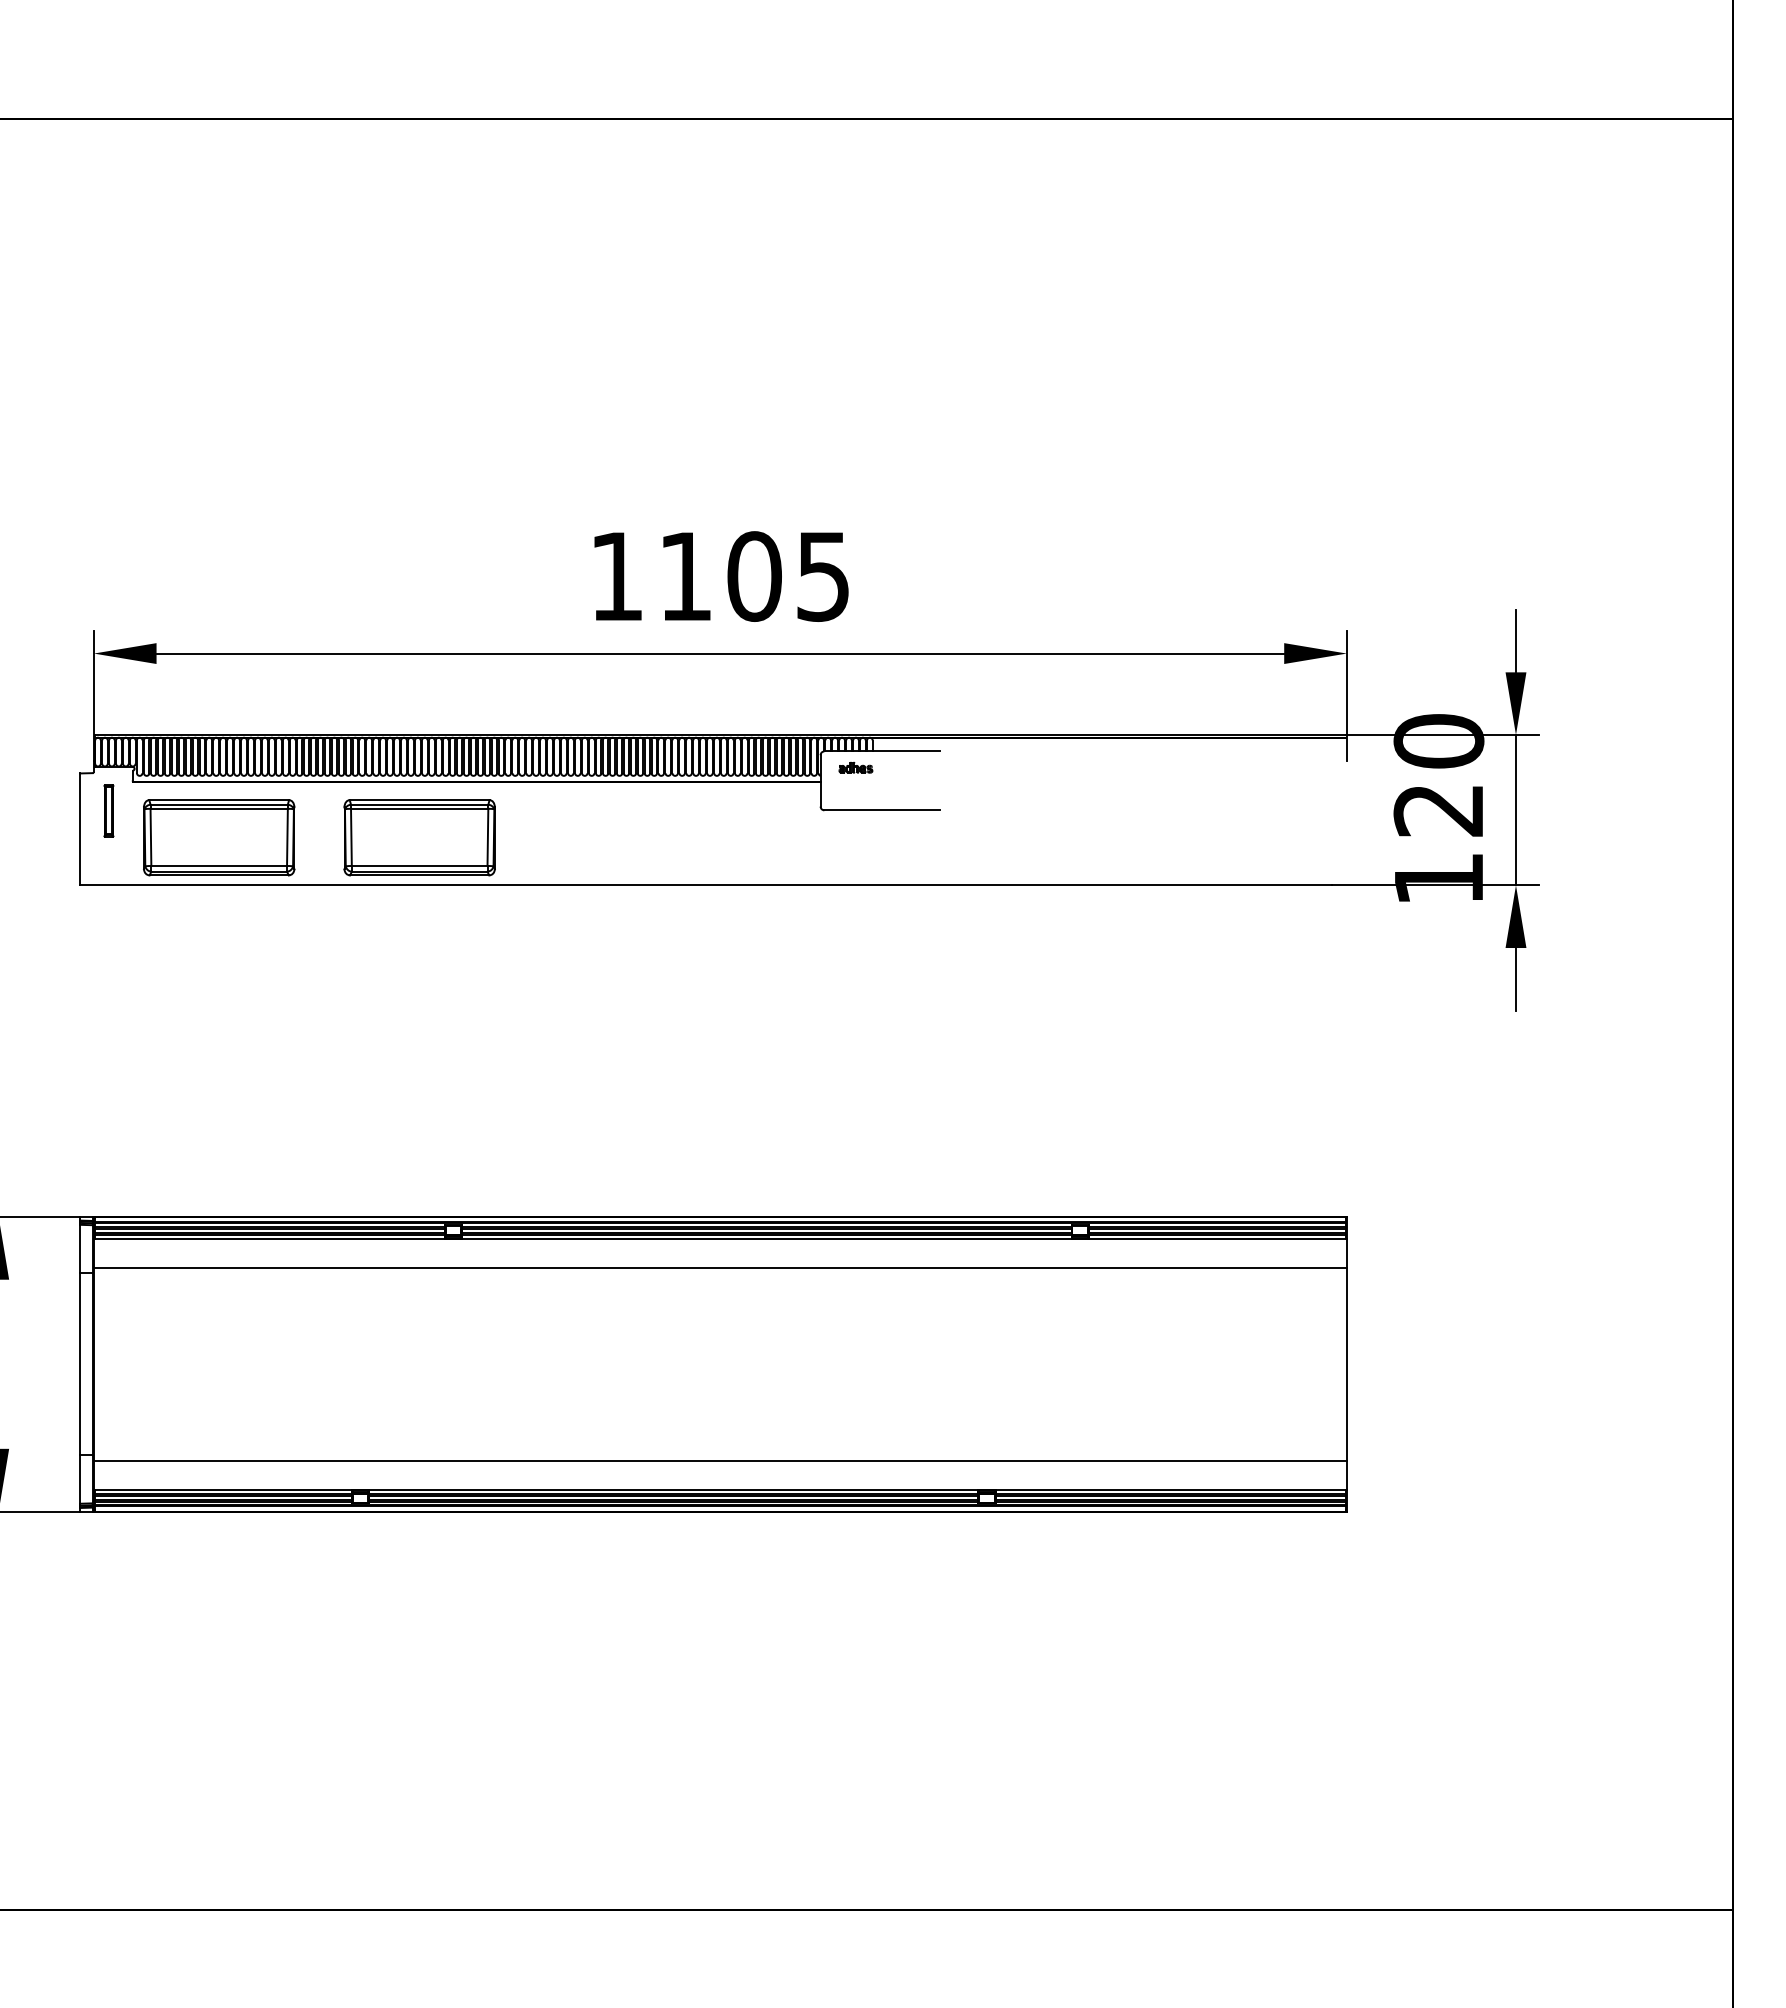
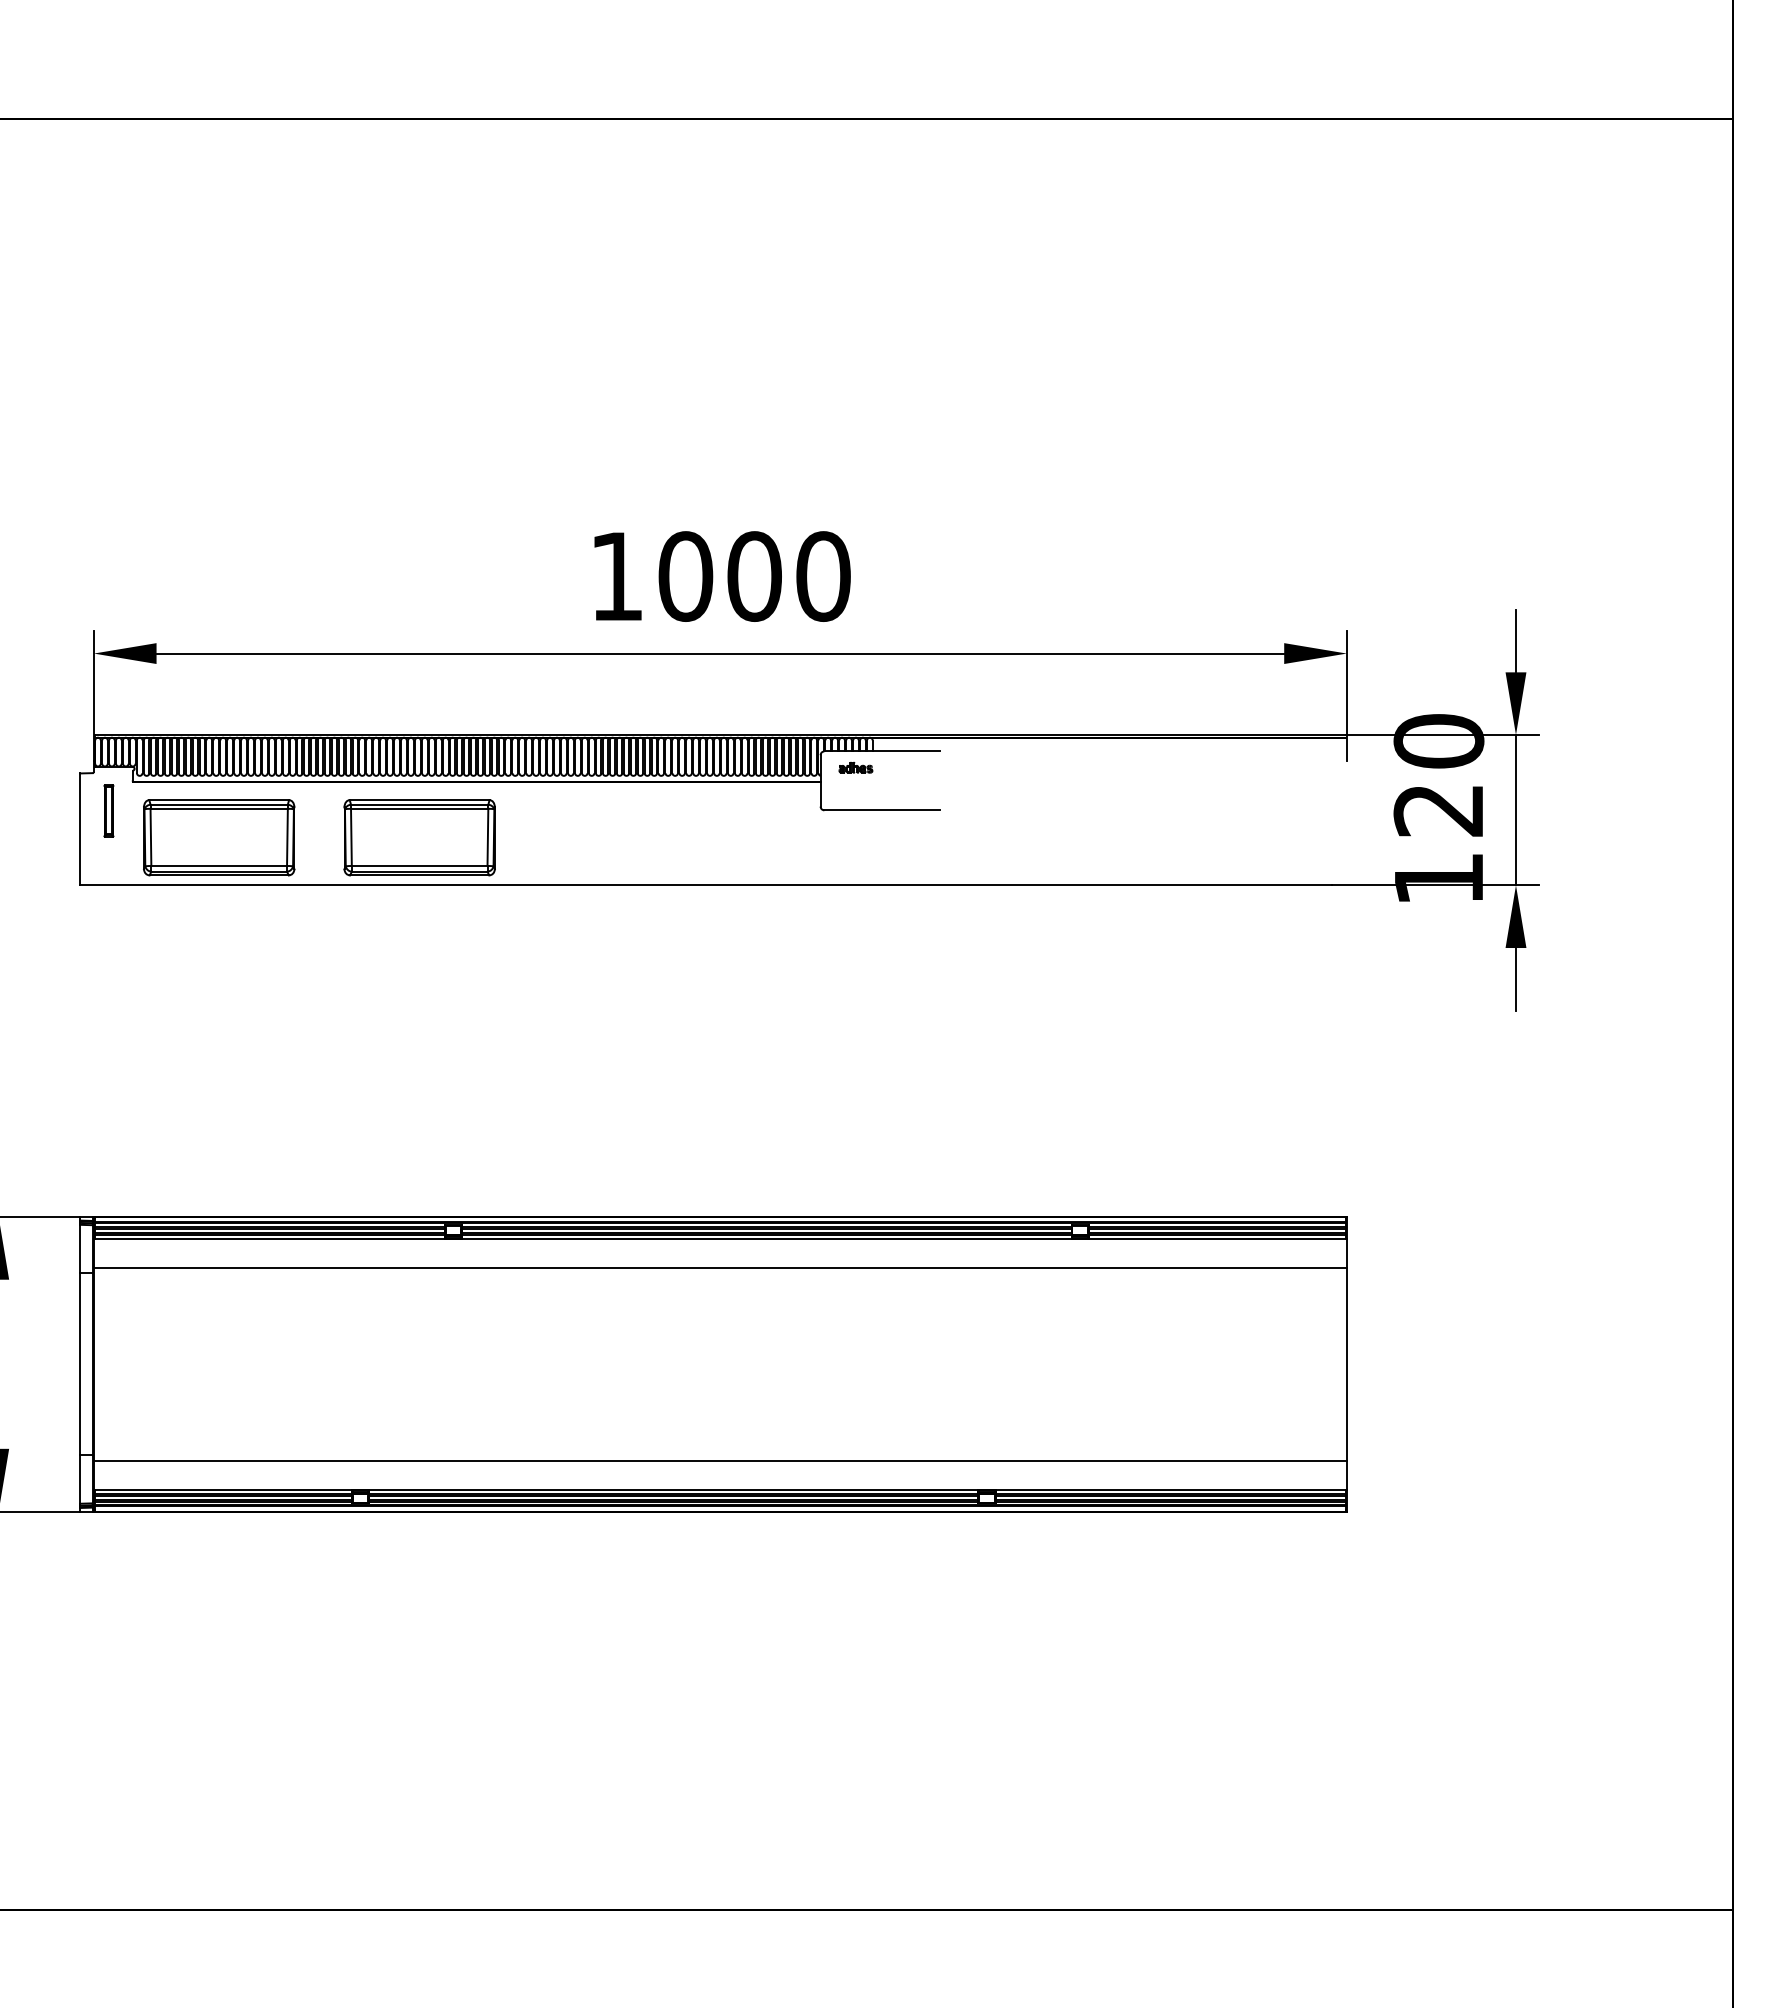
text: 1105 -> 1000 (754, 576)
